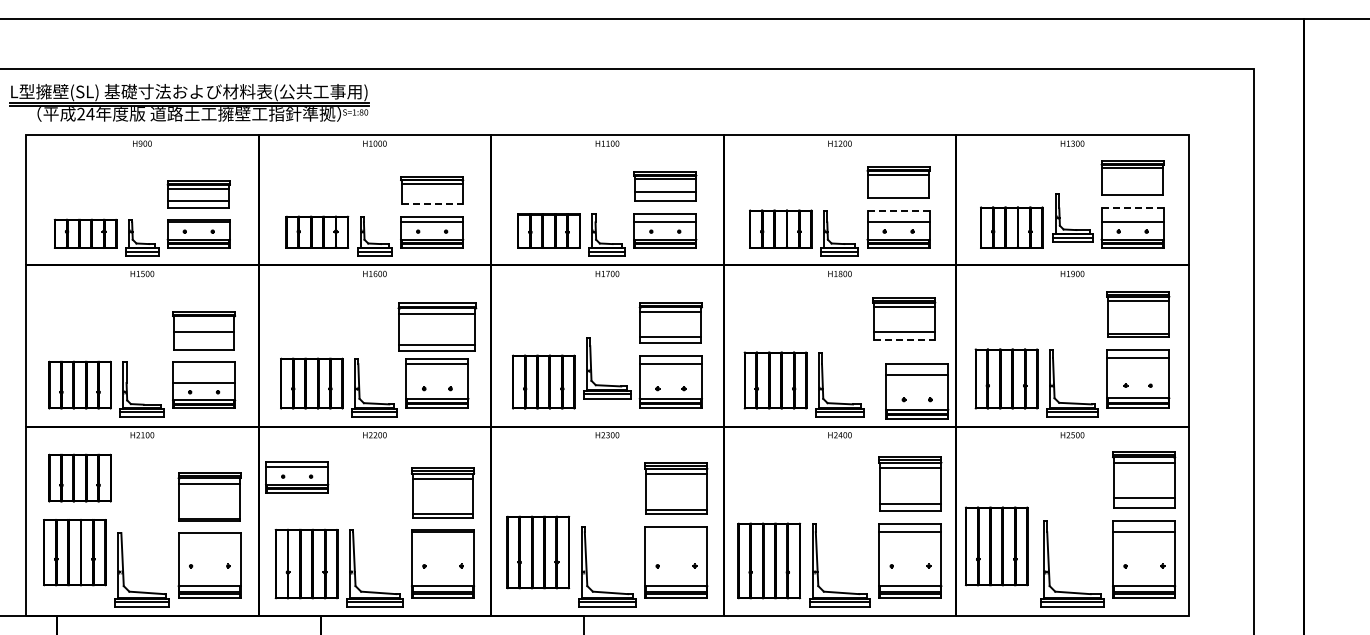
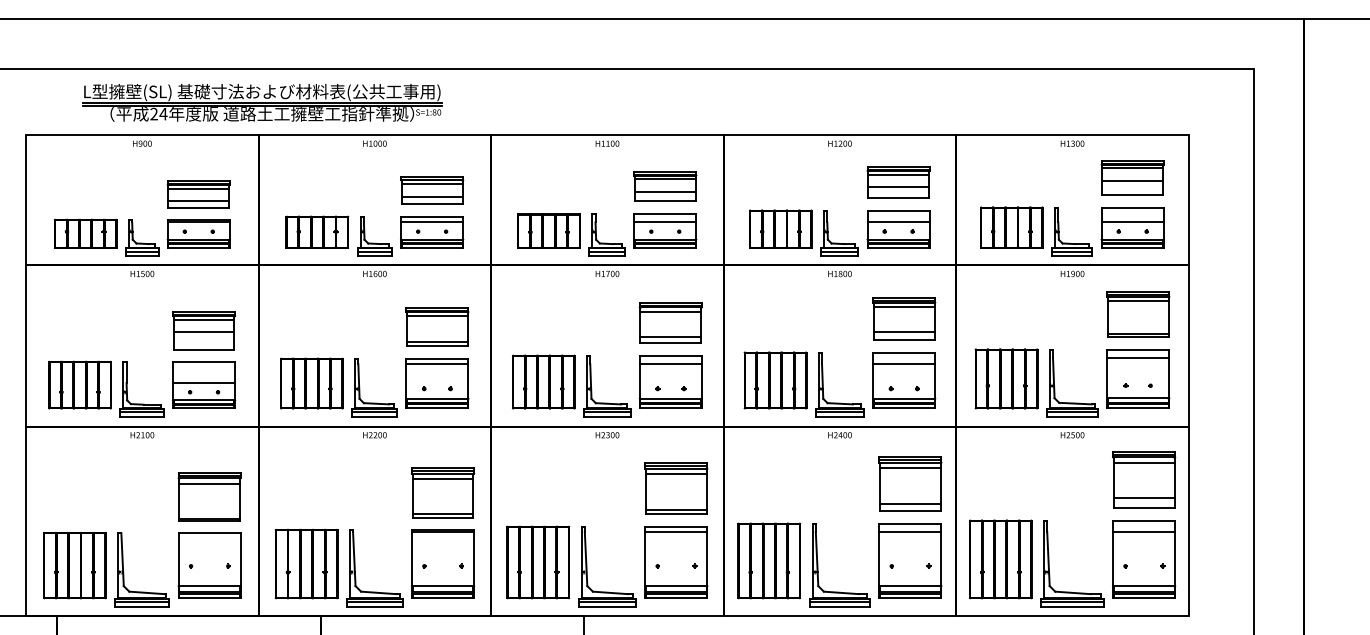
part position: (189, 102) -> (262, 102) (262, 102)
line: none -> present (1132, 181)
line: none -> present (898, 187)
line: none -> present (431, 196)
line: dashed -> solid (432, 204)
line: dashed -> solid (1132, 207)
line: dashed -> solid (898, 210)
part position: (1070, 228) -> (1069, 242) (1069, 242)
line: none -> present (203, 319)
part size: 81x50 px -> 65x40 px (437, 326)
line: dashed -> solid (904, 340)
part position: (592, 371) -> (592, 389) (592, 389)
part position: (917, 391) -> (904, 380) (904, 380)
part: present -> none (79, 477)
part: present -> none (297, 477)
line: none -> present (676, 532)
part position: (996, 546) -> (1000, 559) (1000, 559)
part position: (74, 552) -> (74, 565) (74, 565)
part position: (538, 552) -> (538, 562) (538, 562)
